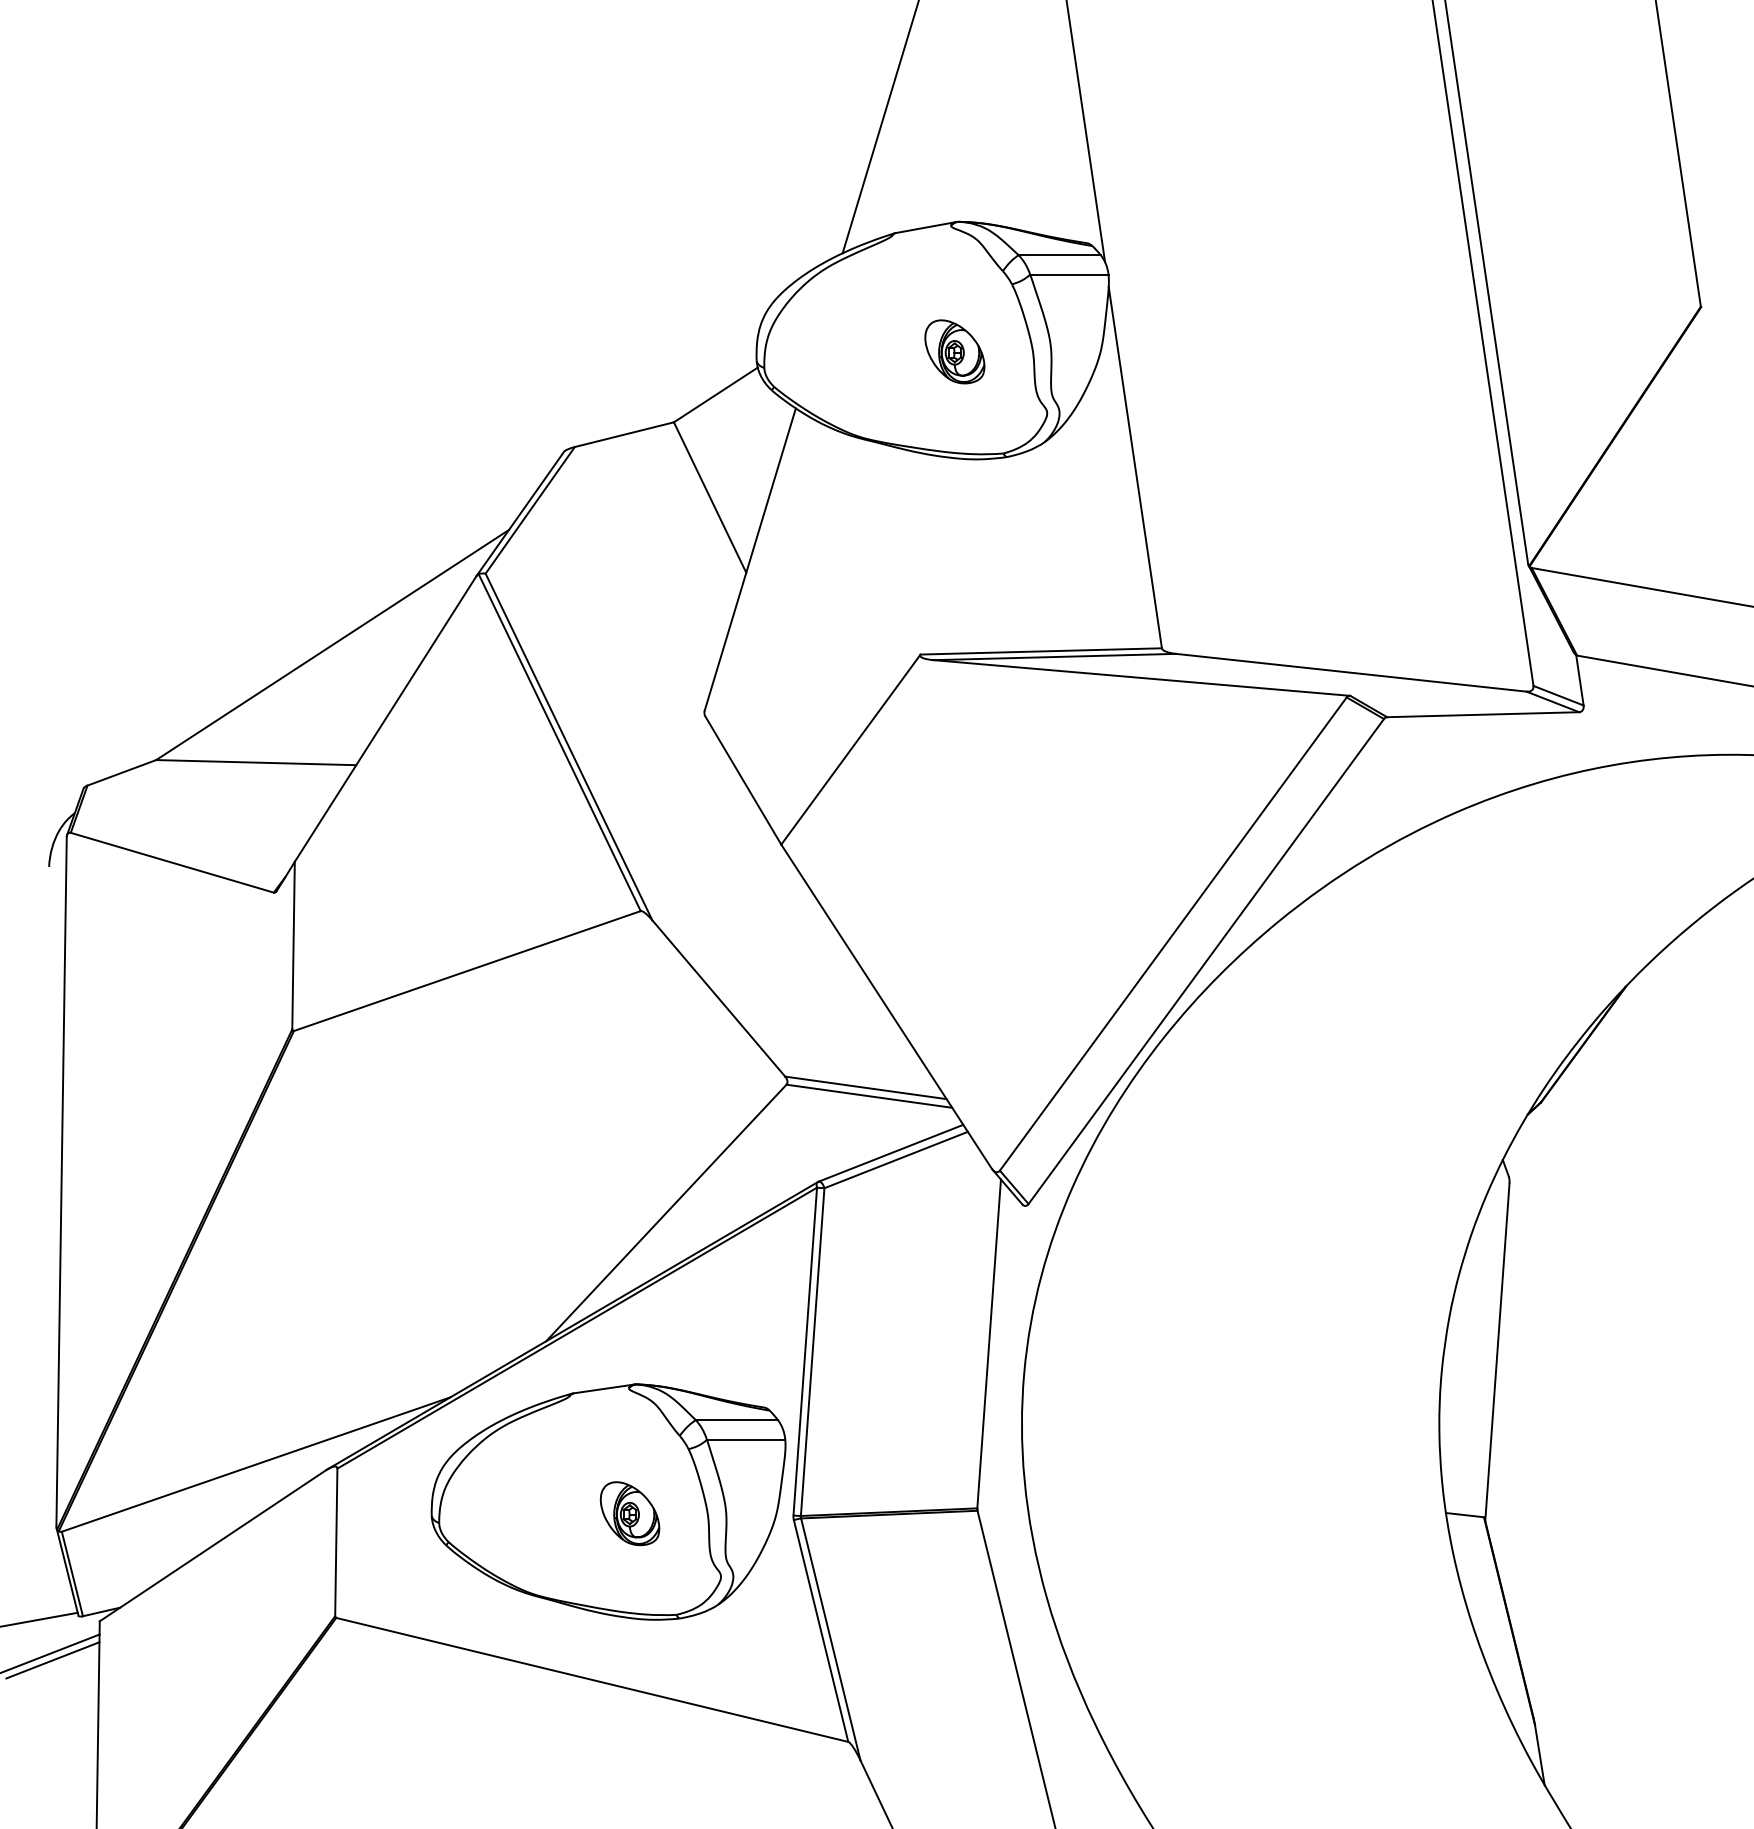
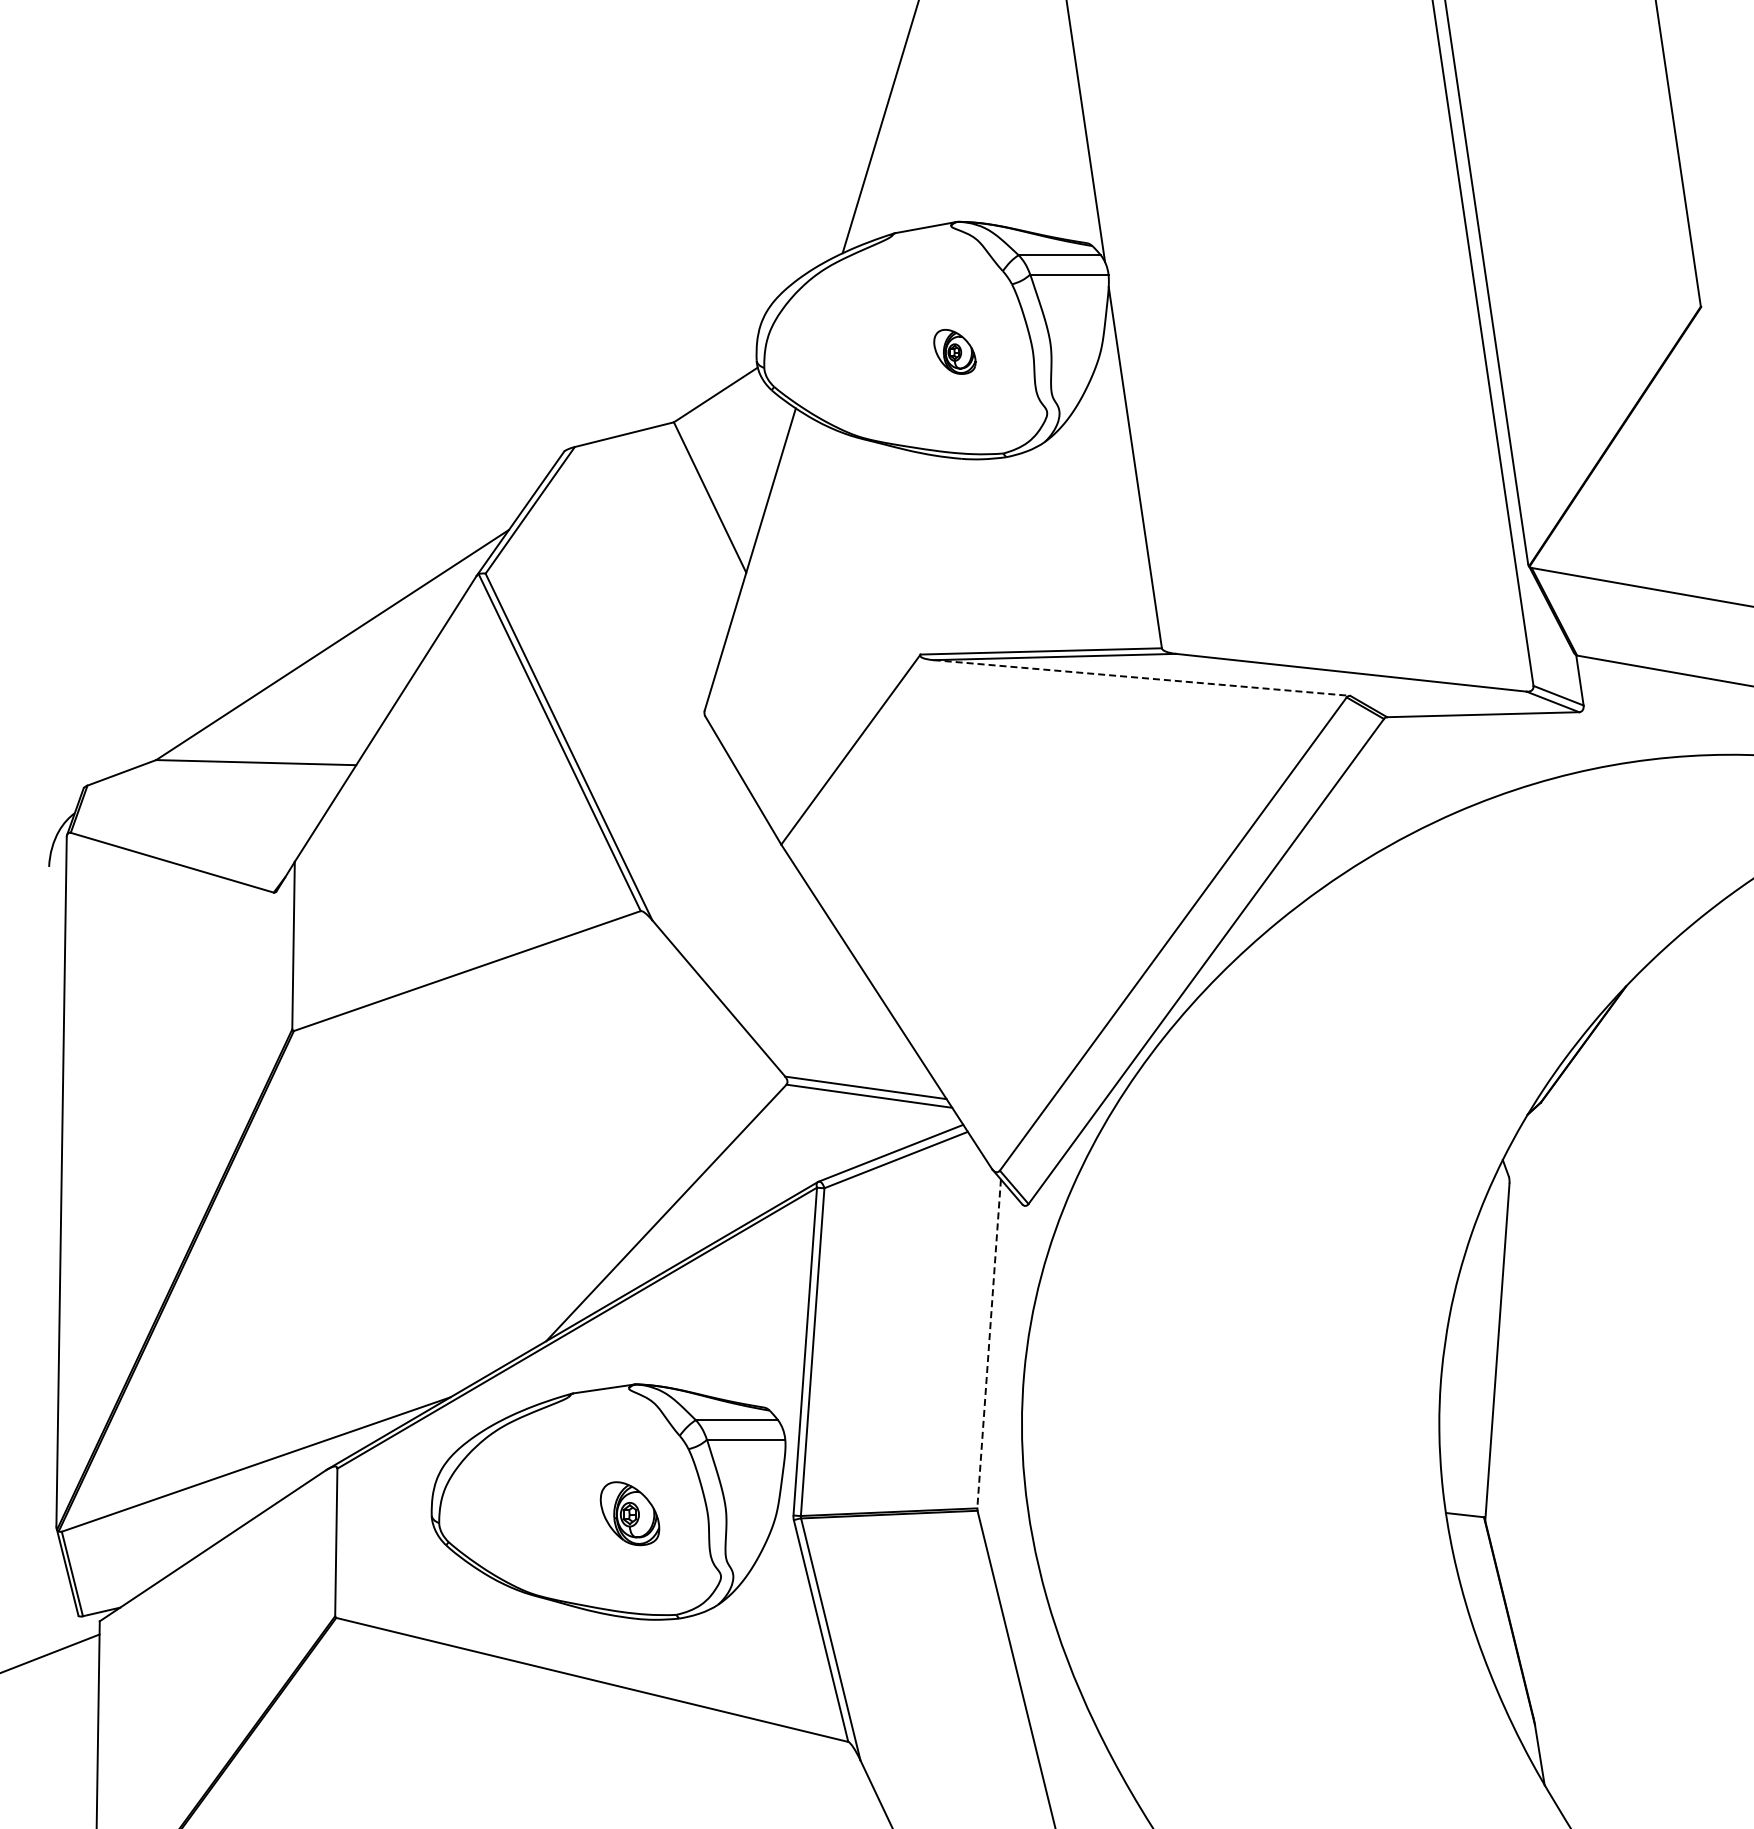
part size: 62x66 px -> 44x46 px (954, 351)
line: solid -> dashed (1142, 678)
line: solid -> dashed (989, 1343)
line: present -> none (39, 1619)
line: present -> none (52, 1660)
